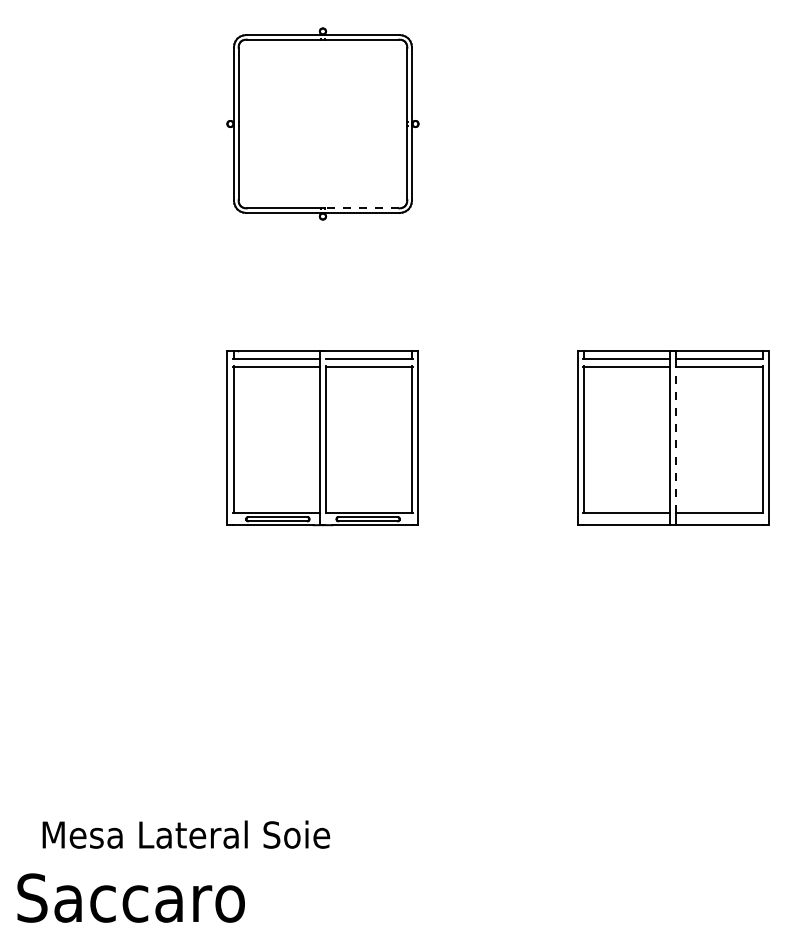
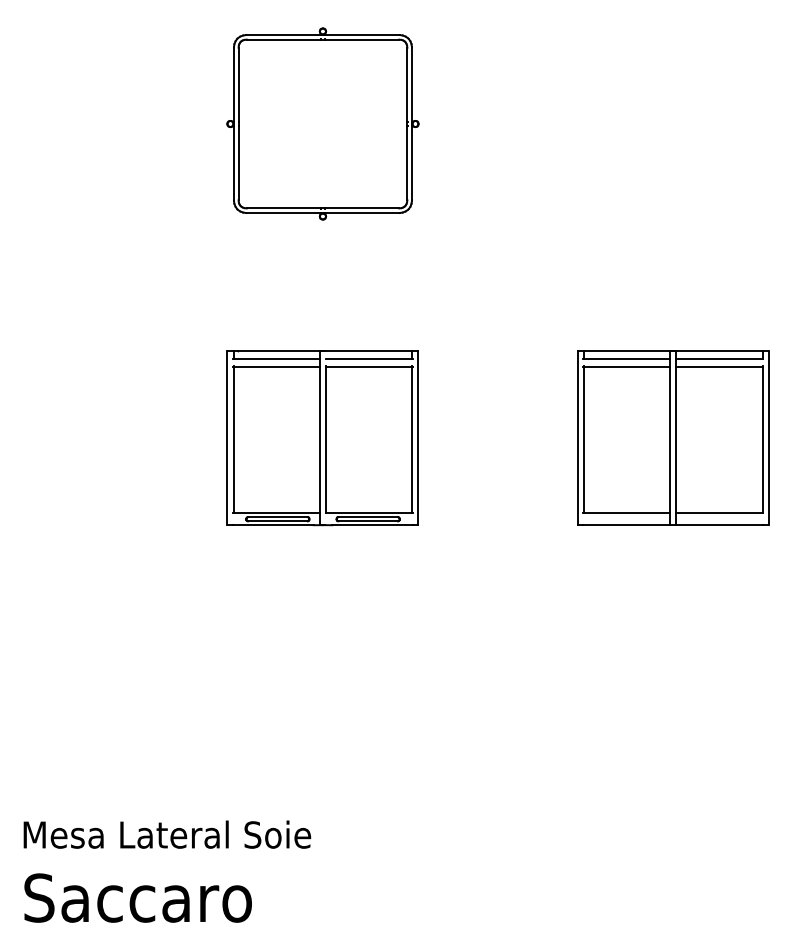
line: dashed -> solid (361, 208)
line: dashed -> solid (676, 439)
text position: (186, 834) -> (167, 834) (167, 834)
text position: (130, 897) -> (137, 897) (137, 897)
